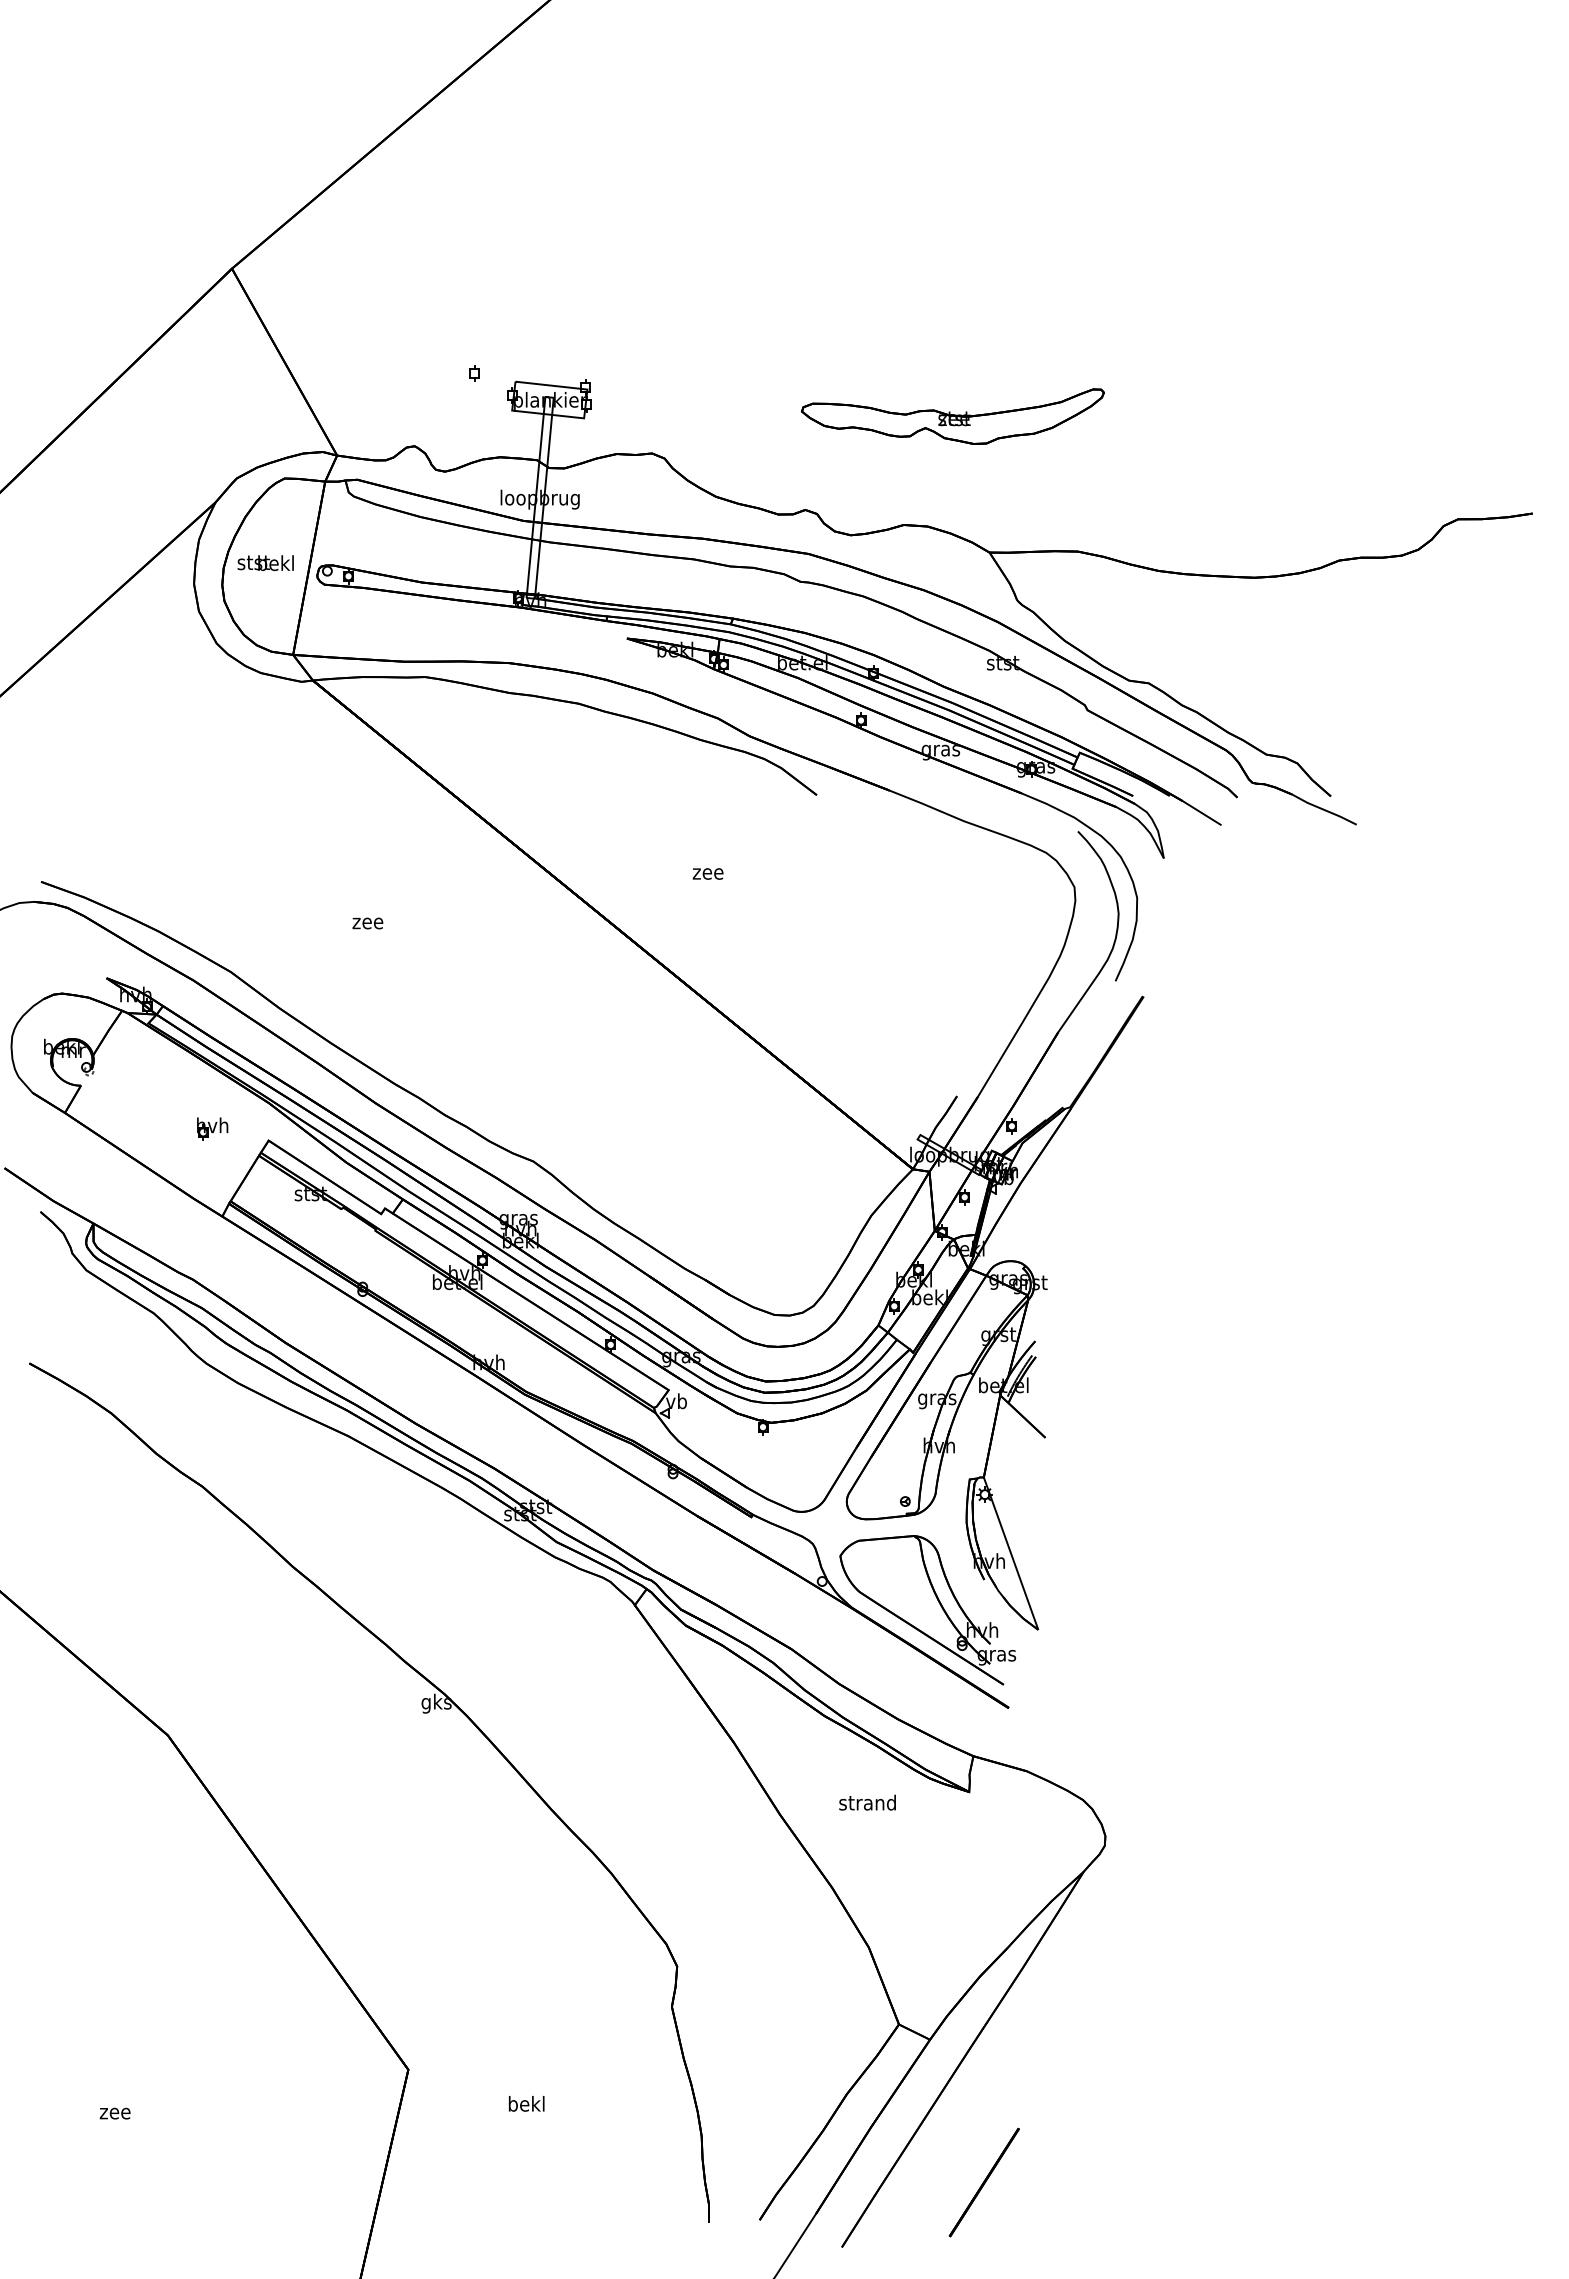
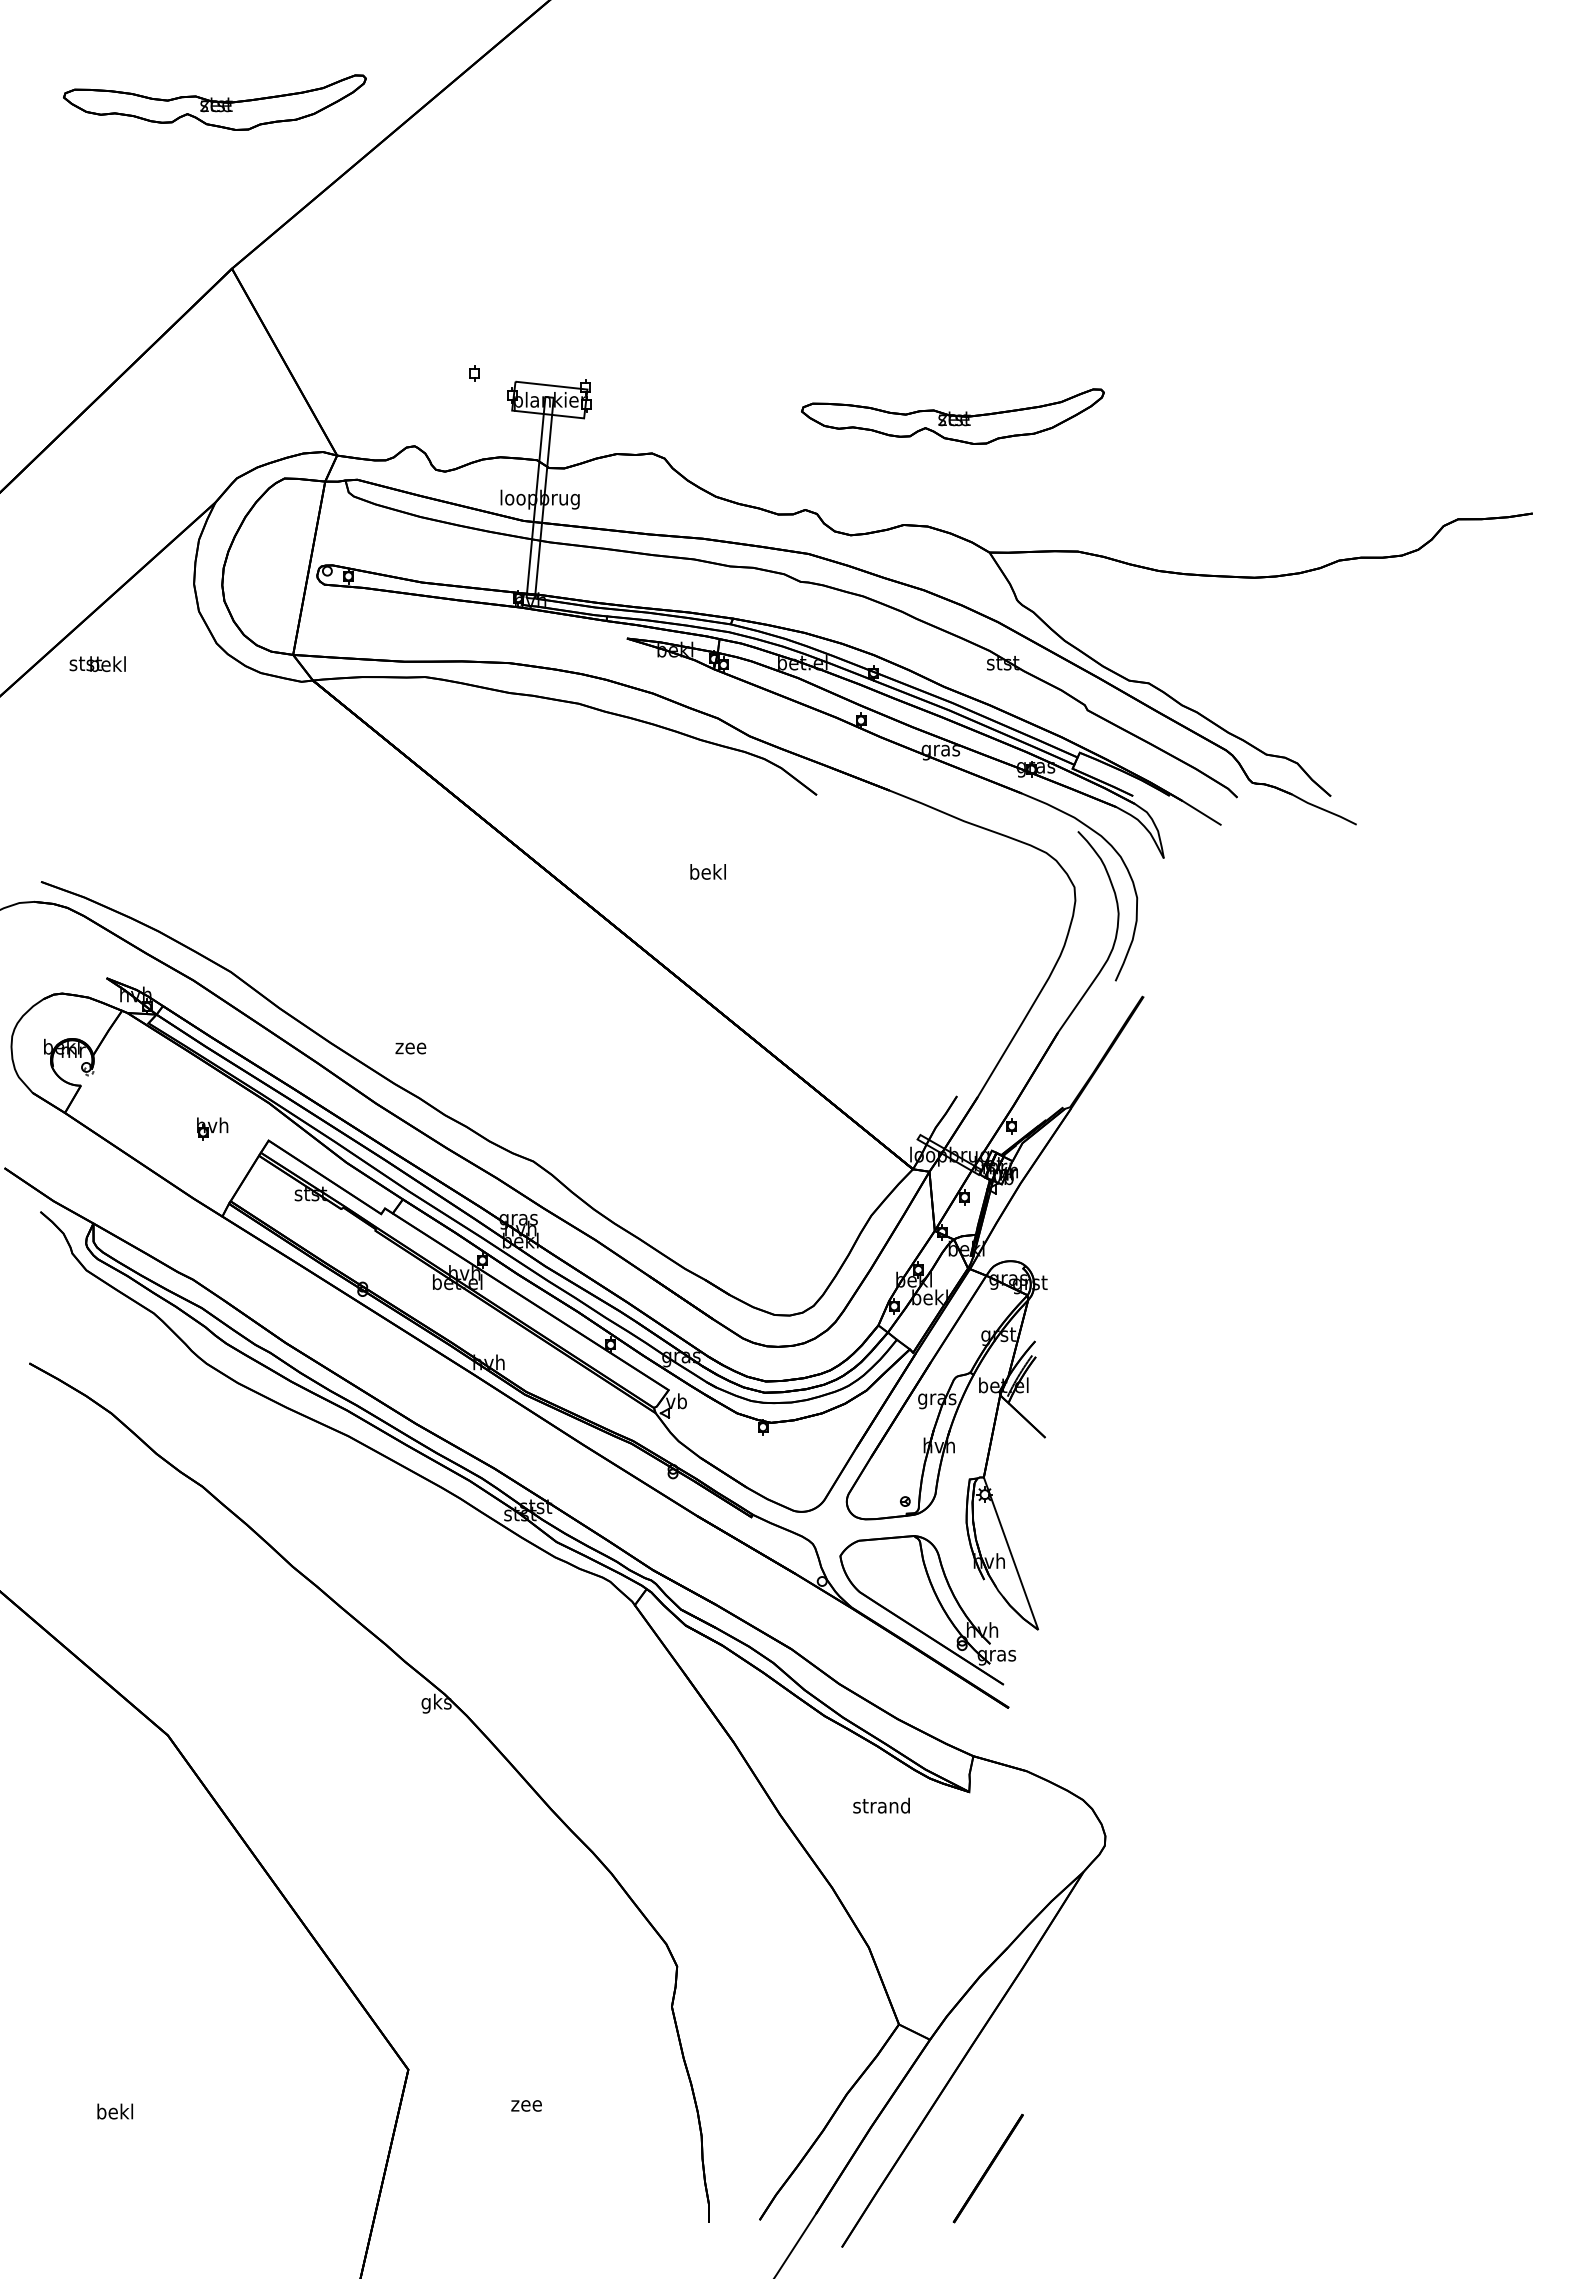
part: none -> present (214, 102)
text position: (265, 563) -> (97, 664) (97, 664)
text: zee -> bekl (707, 871)
text position: (367, 923) -> (410, 1048) (410, 1048)
text position: (867, 1802) -> (881, 1805) (881, 1805)
text: bekl -> zee (526, 2103)
text: zee -> bekl (115, 2111)
line position: (983, 2182) -> (987, 2168) (987, 2168)
